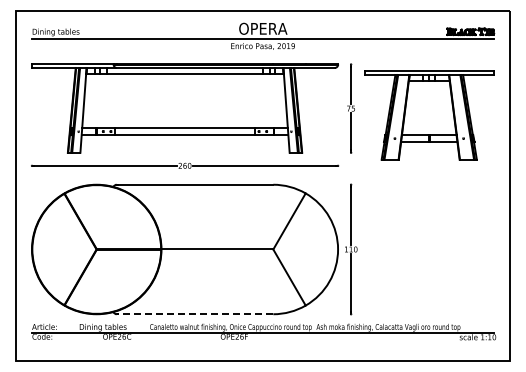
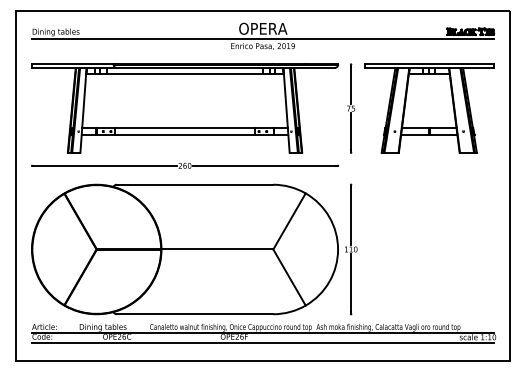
part position: (429, 115) -> (429, 108) (429, 108)
line: dashed -> solid (194, 314)
line: none -> present (262, 342)
